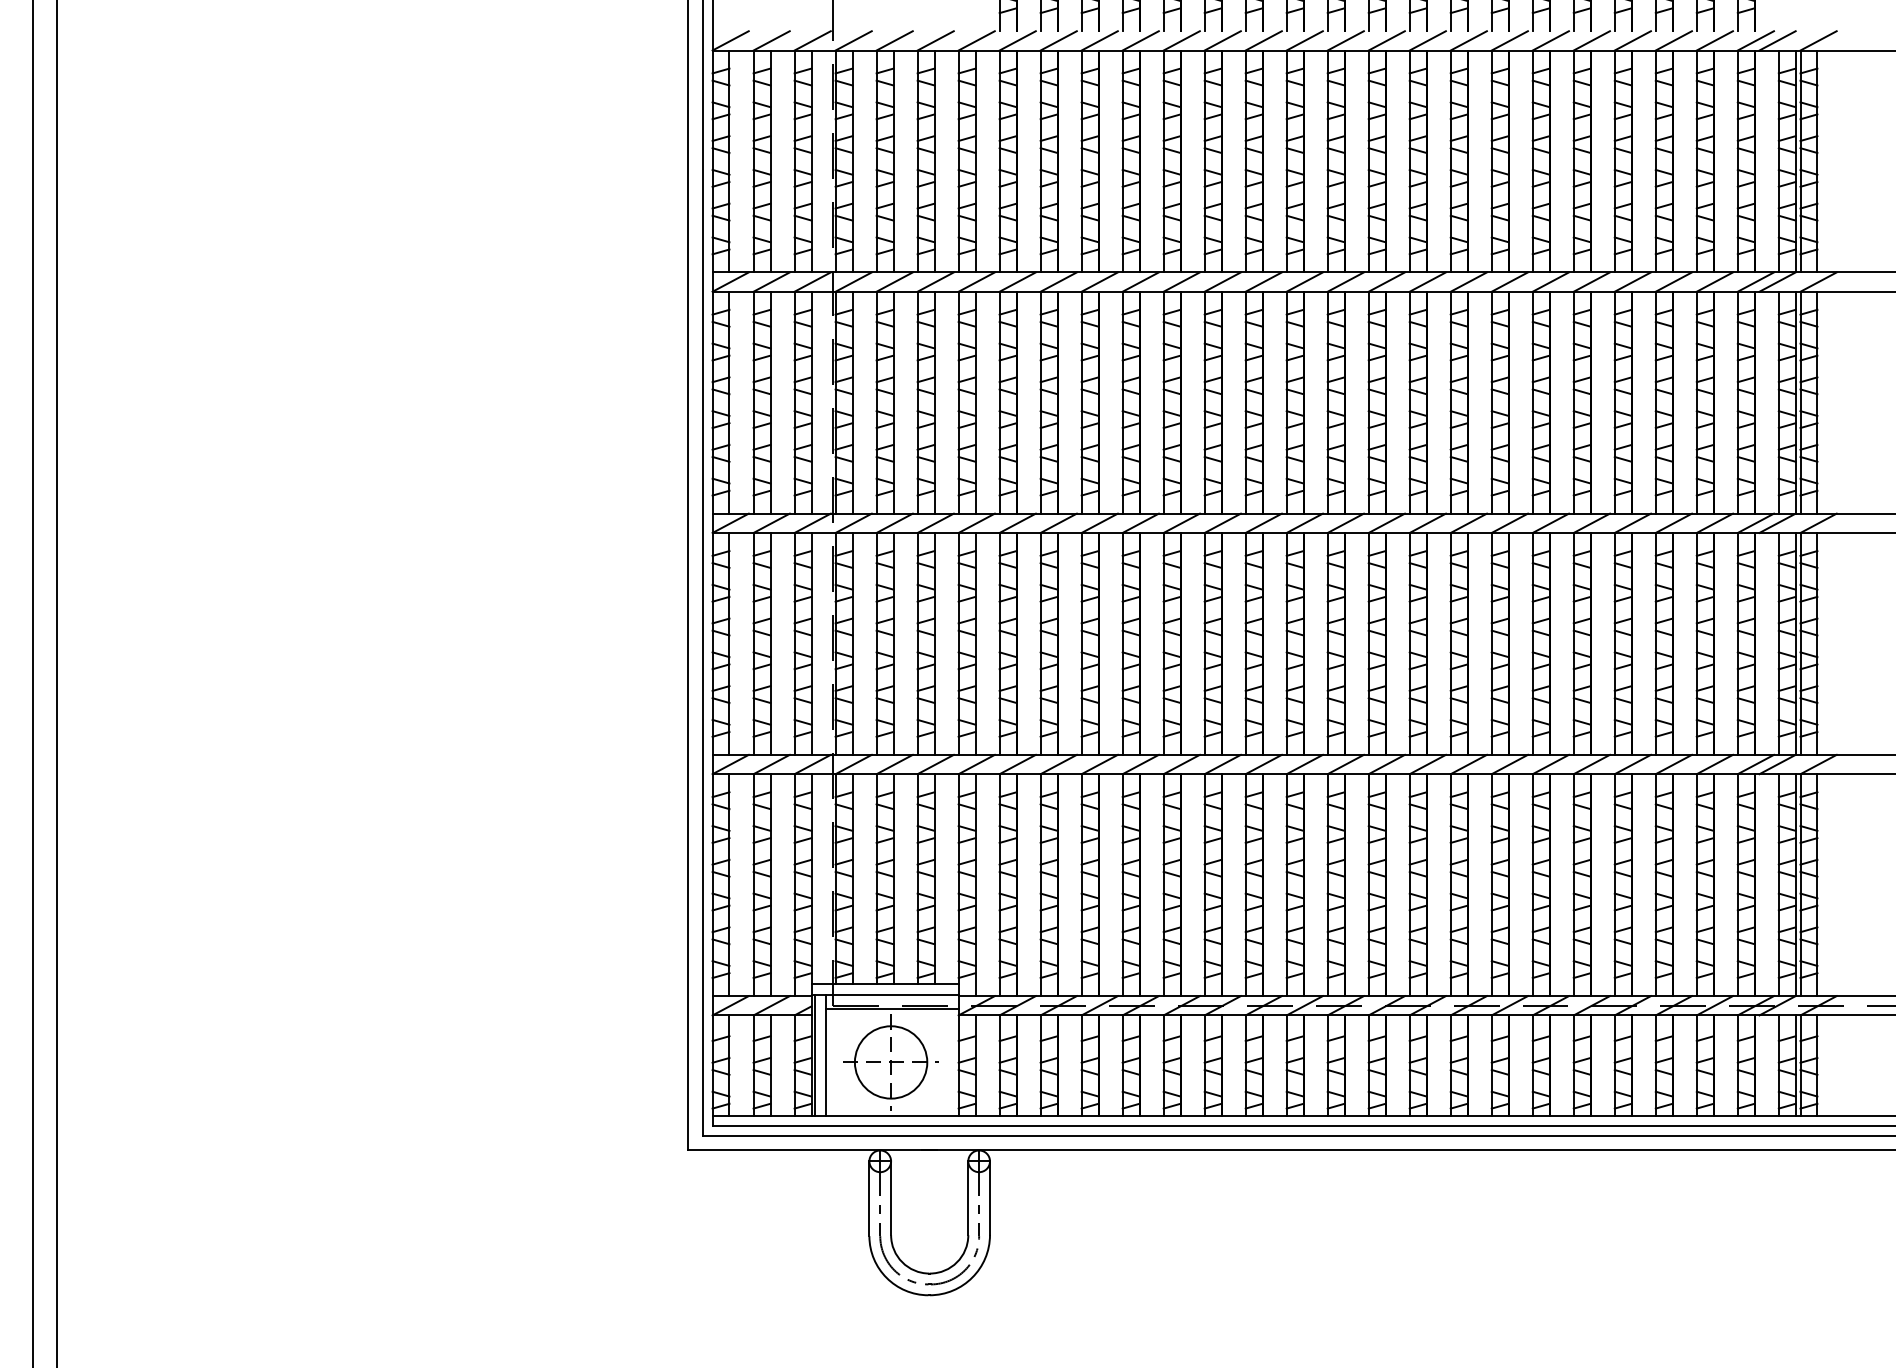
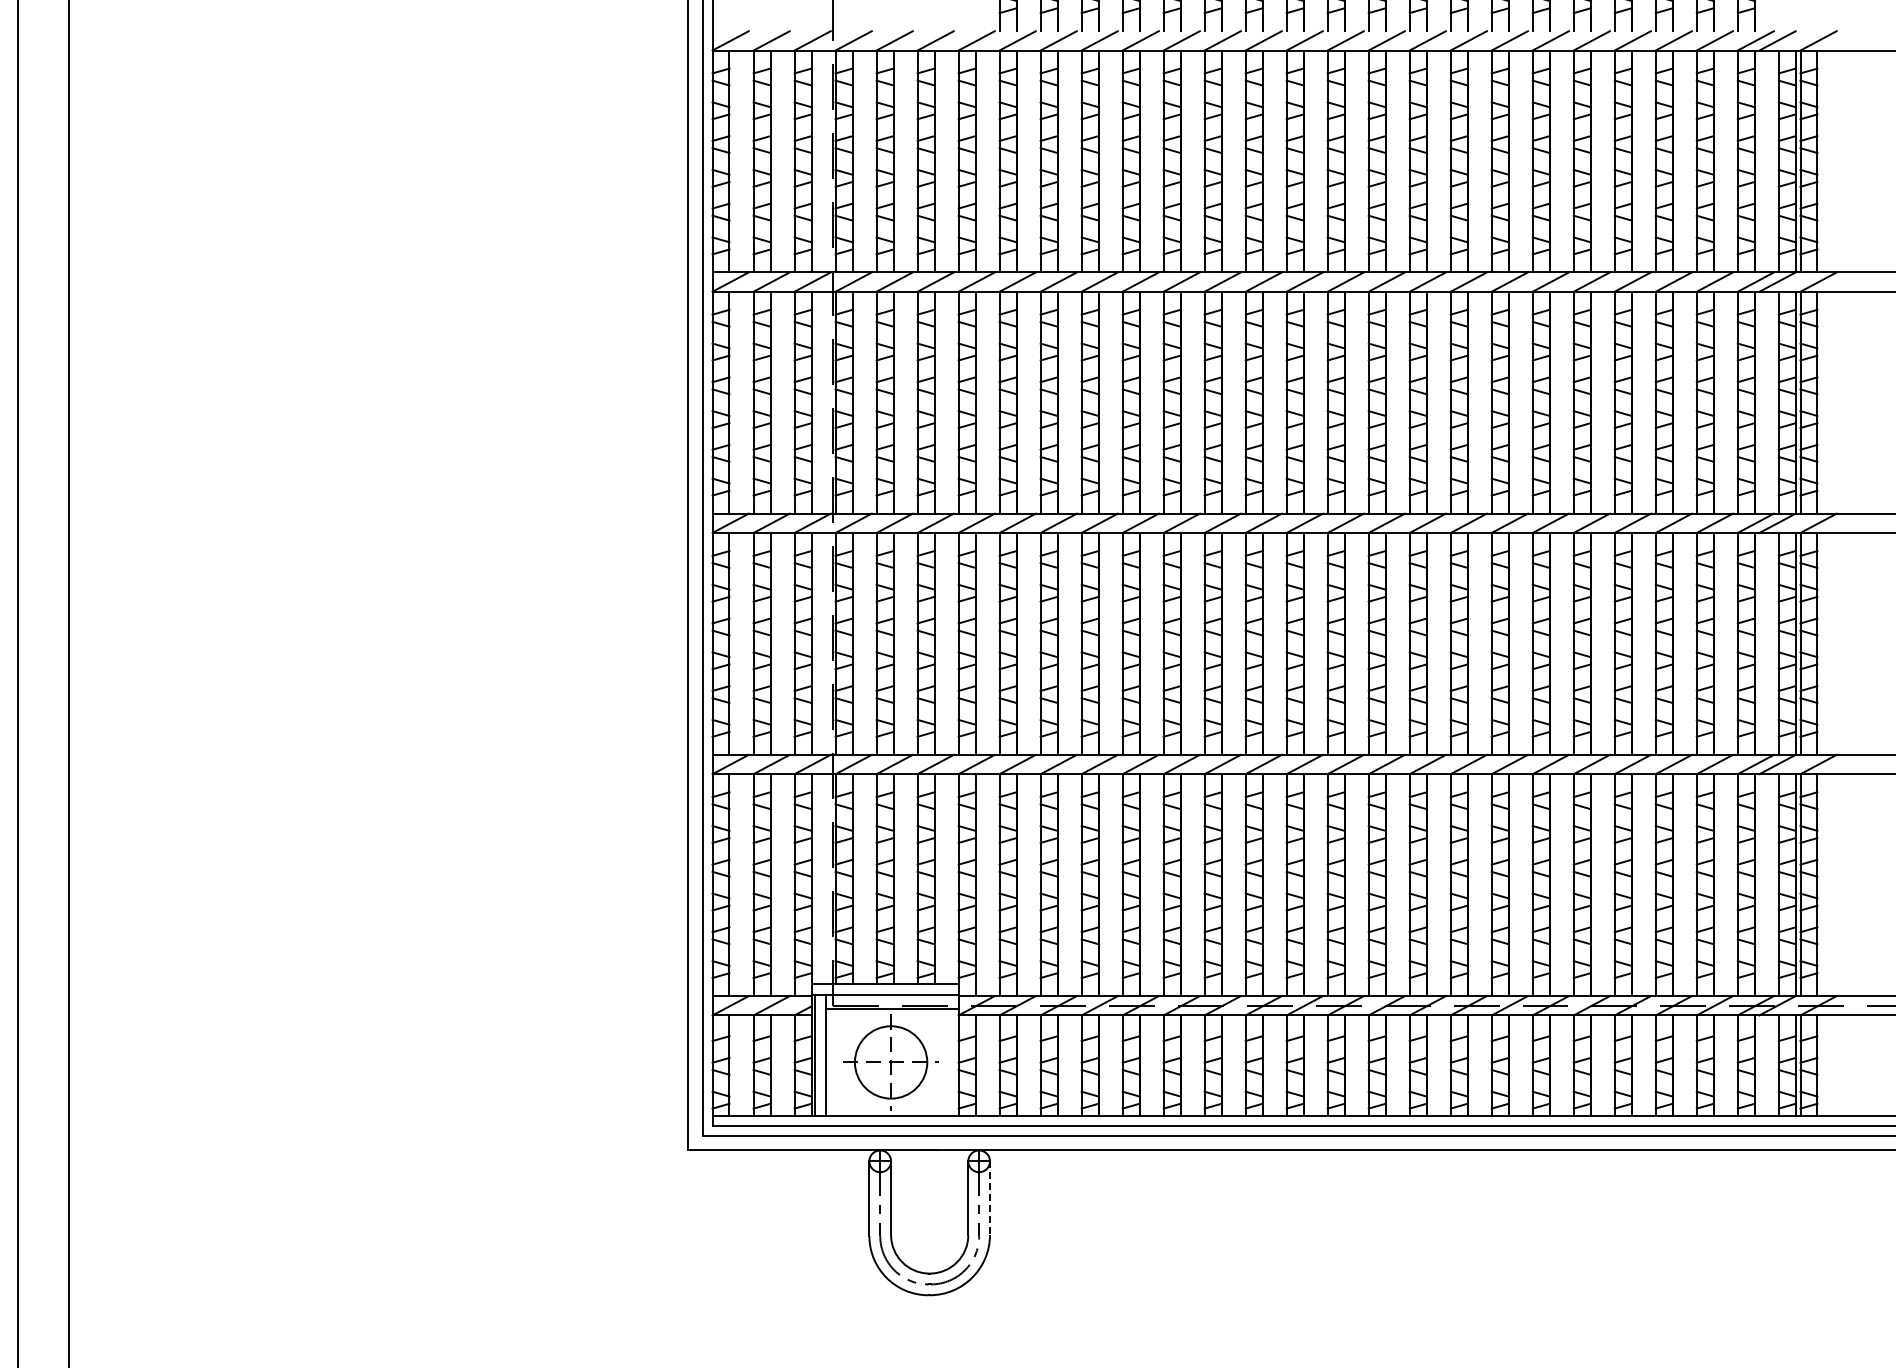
line position: (32, 683) -> (17, 683) (17, 683)
line position: (56, 683) -> (68, 683) (68, 683)
line: solid -> dashed (990, 1198)
